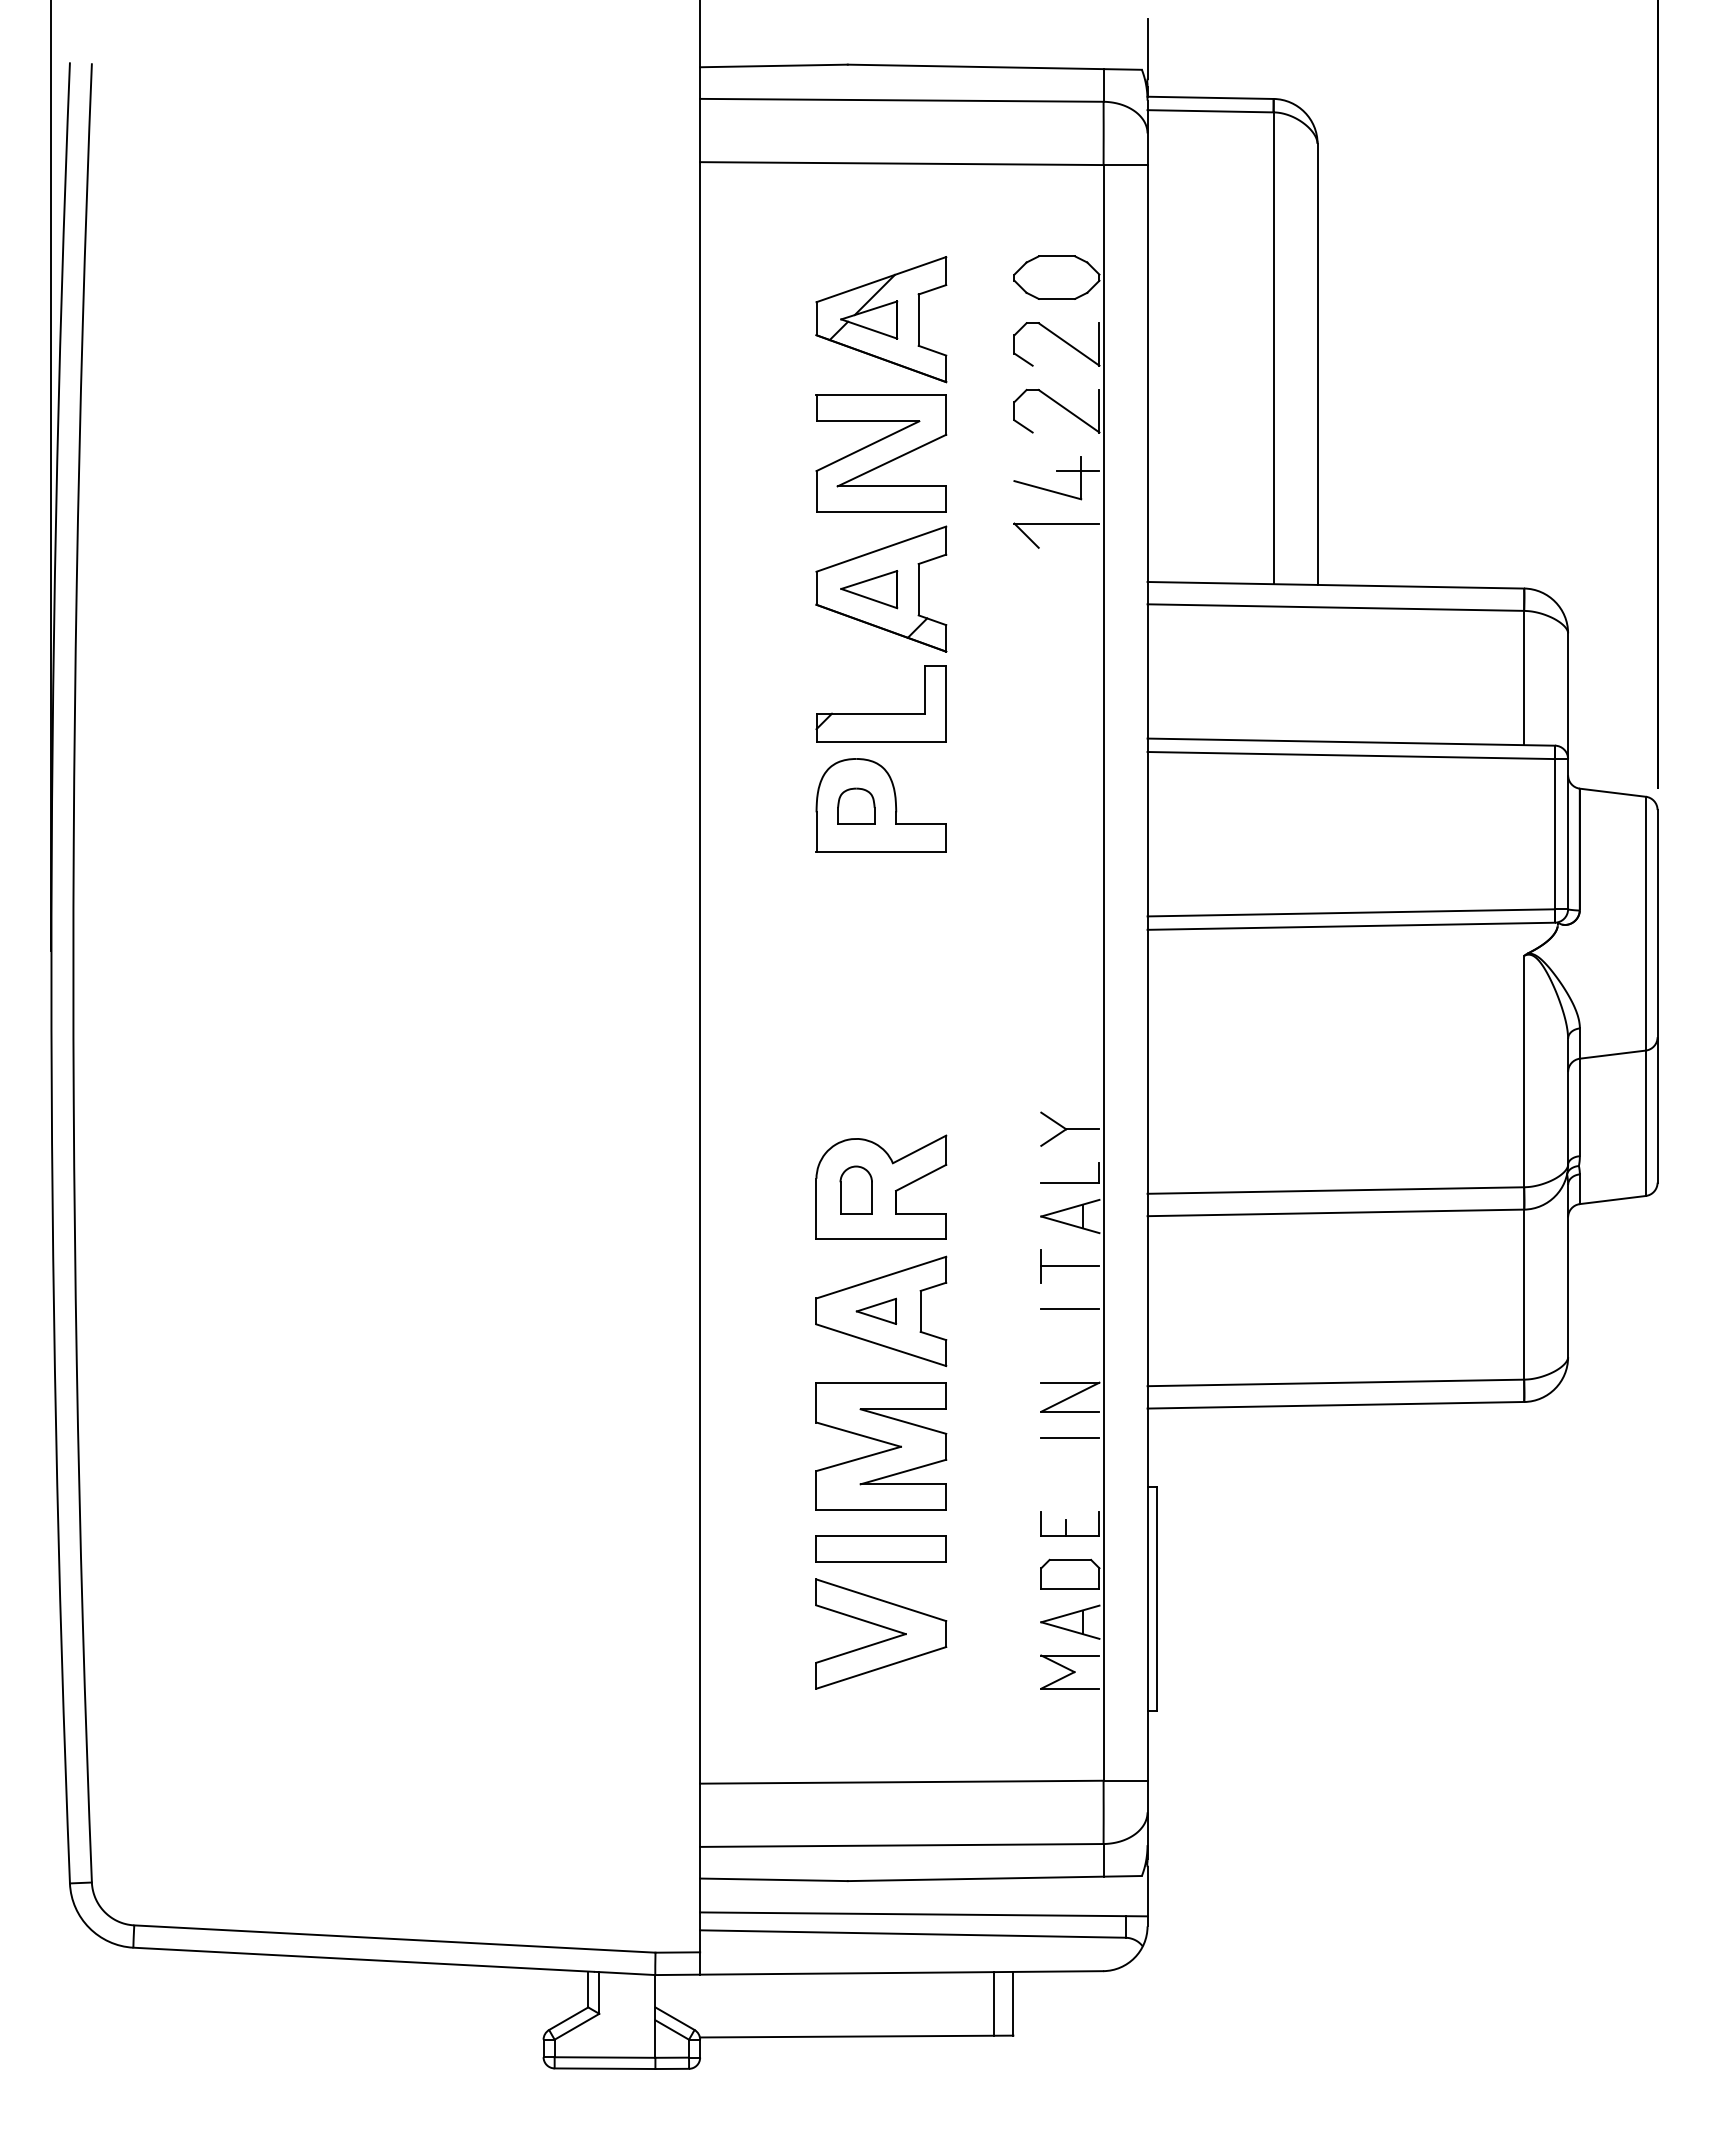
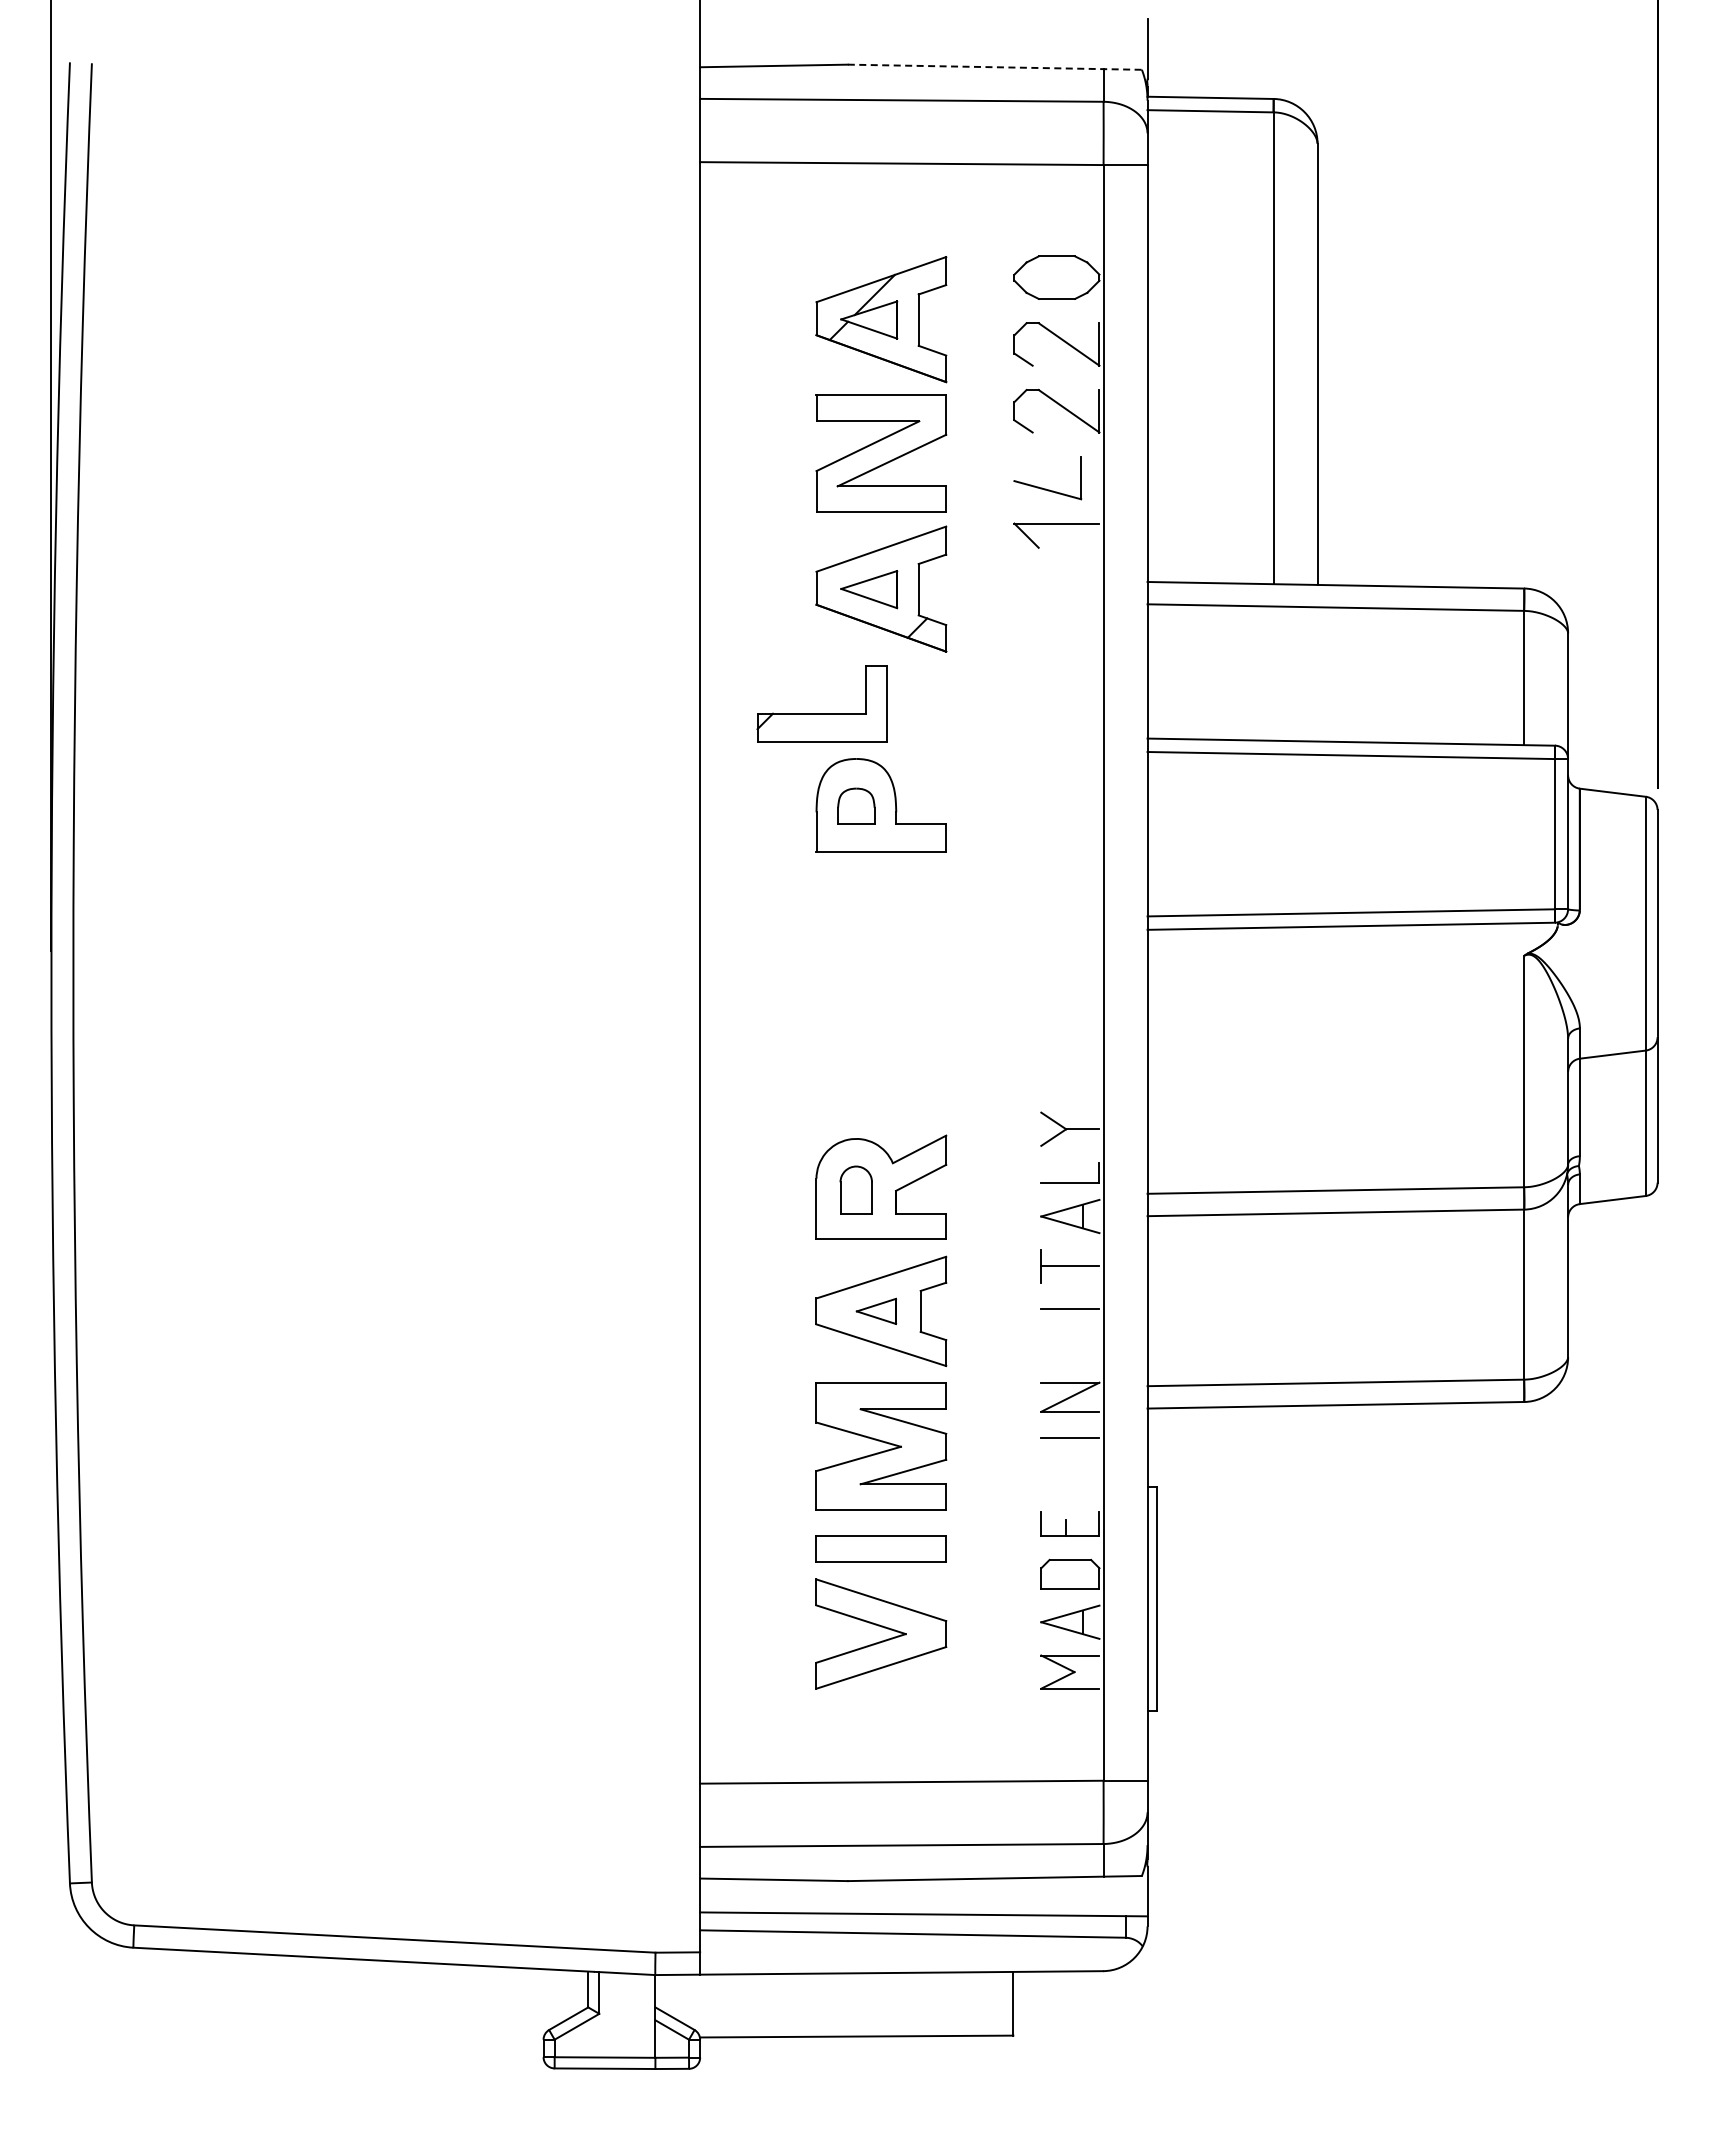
line: solid -> dashed (995, 67)
line: present -> none (1077, 470)
part position: (880, 713) -> (821, 713) (821, 713)
line: present -> none (994, 2003)
